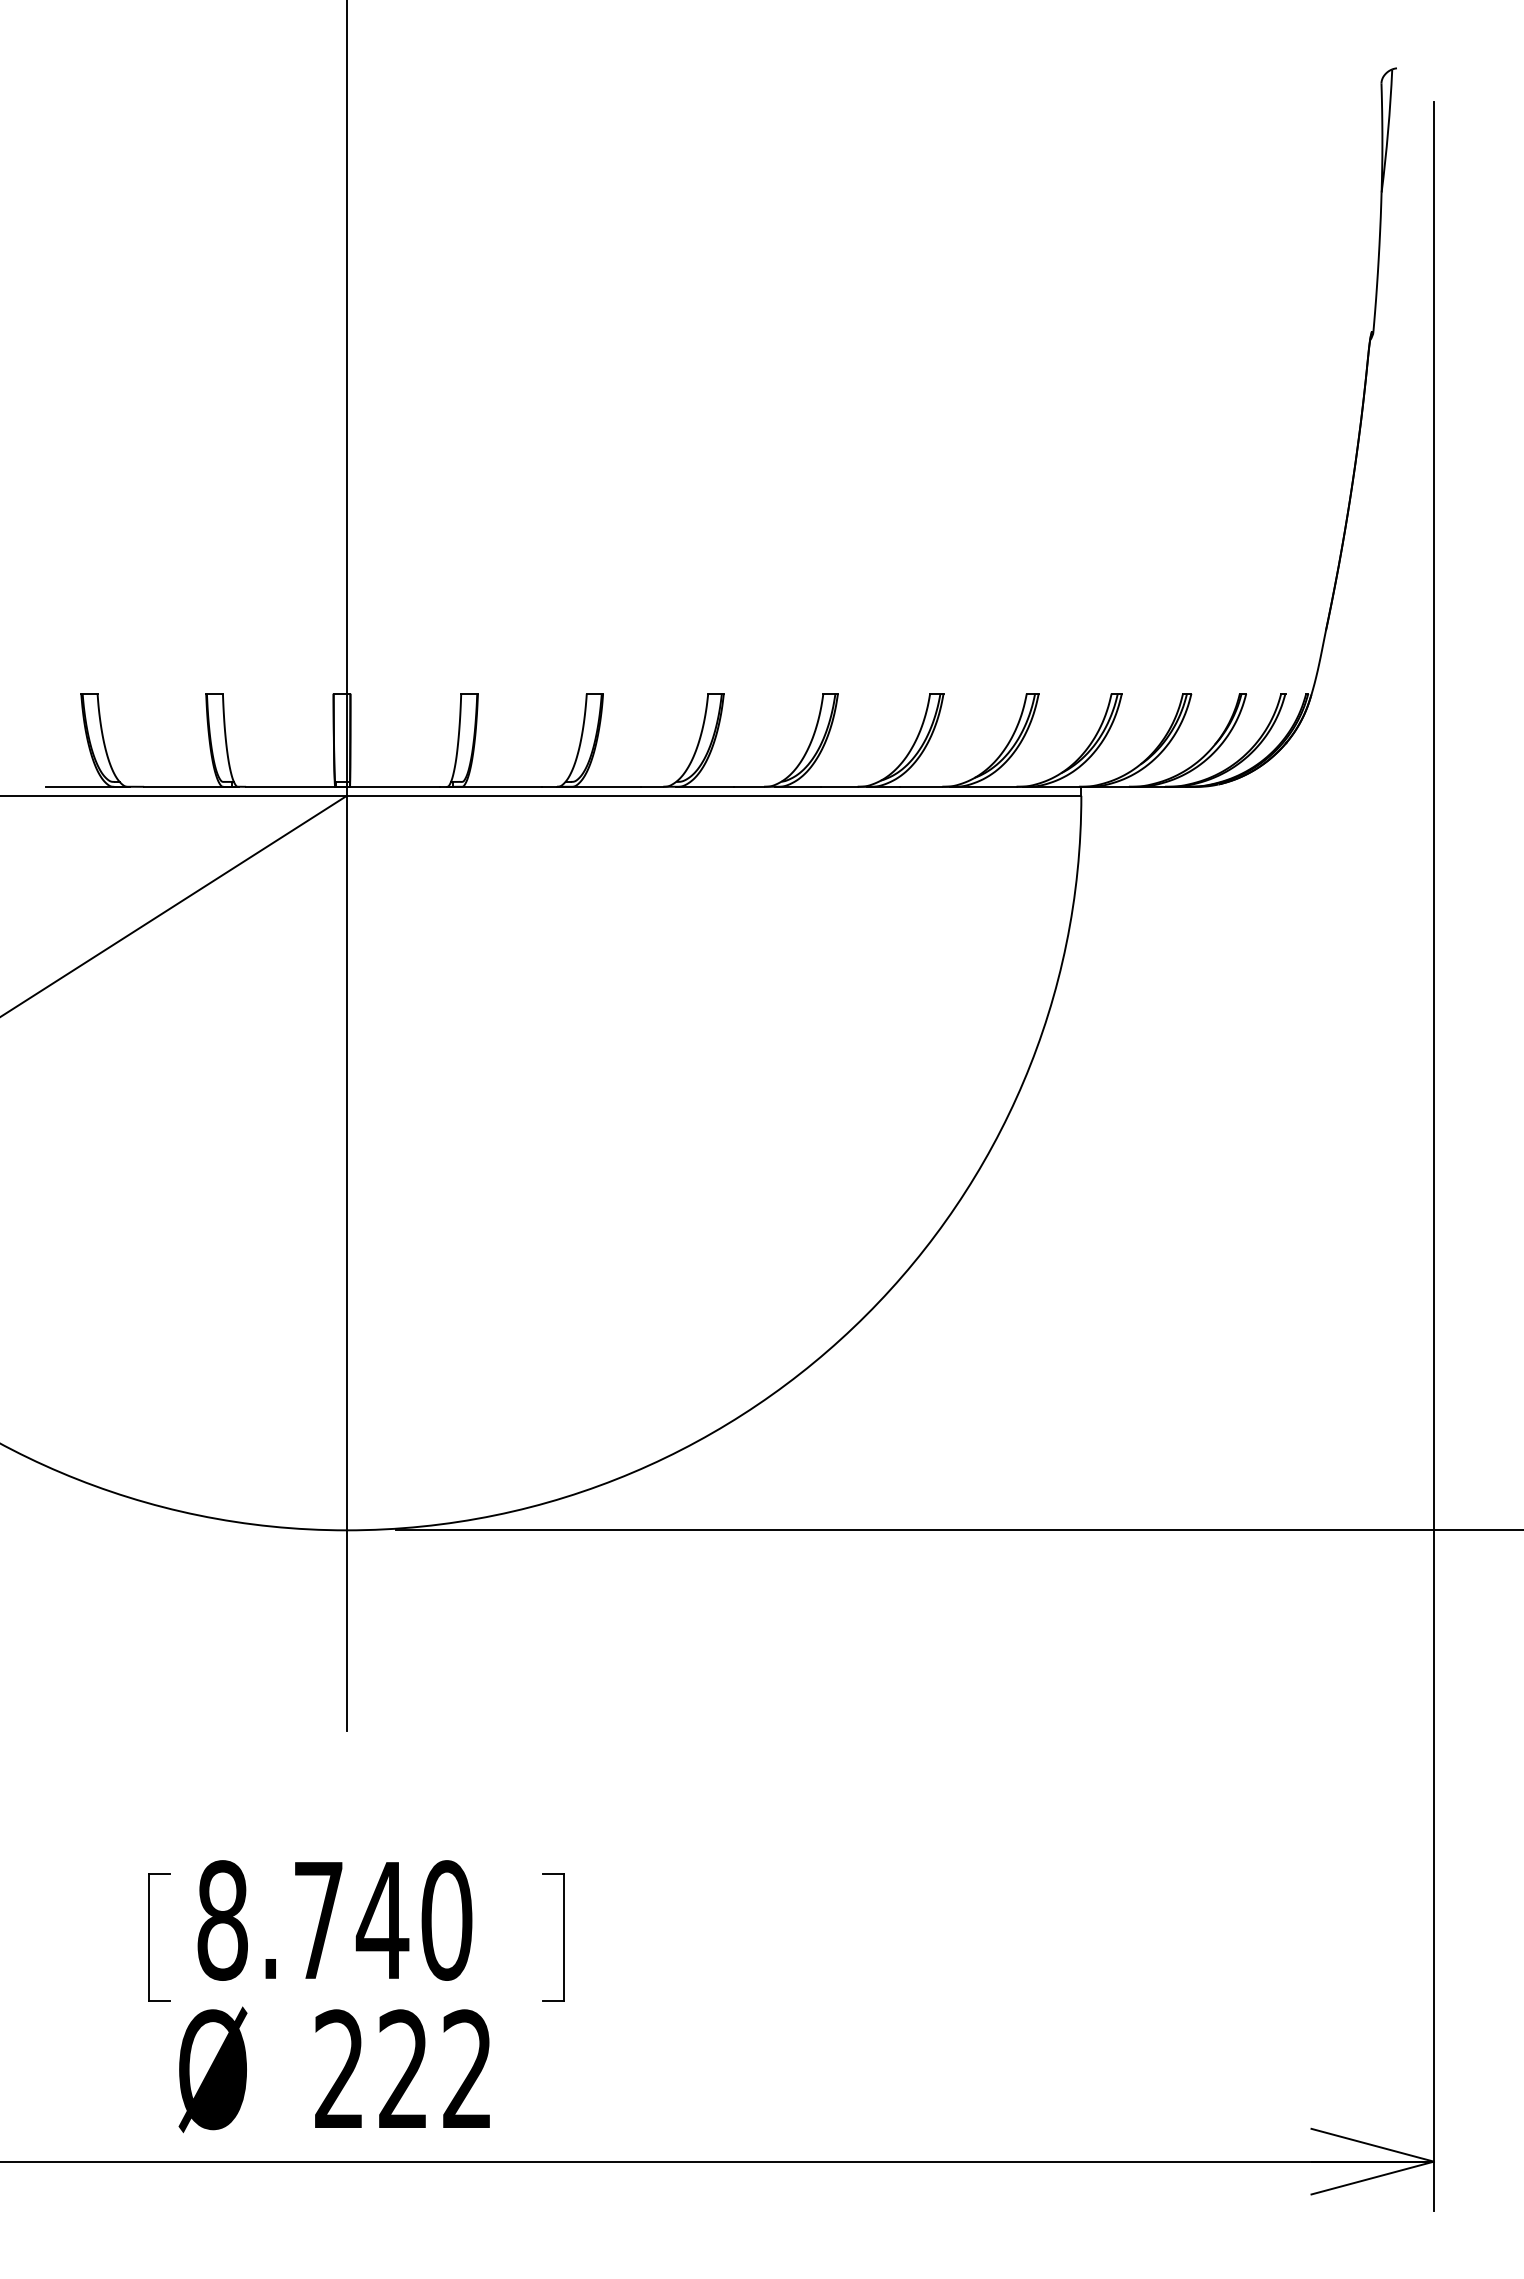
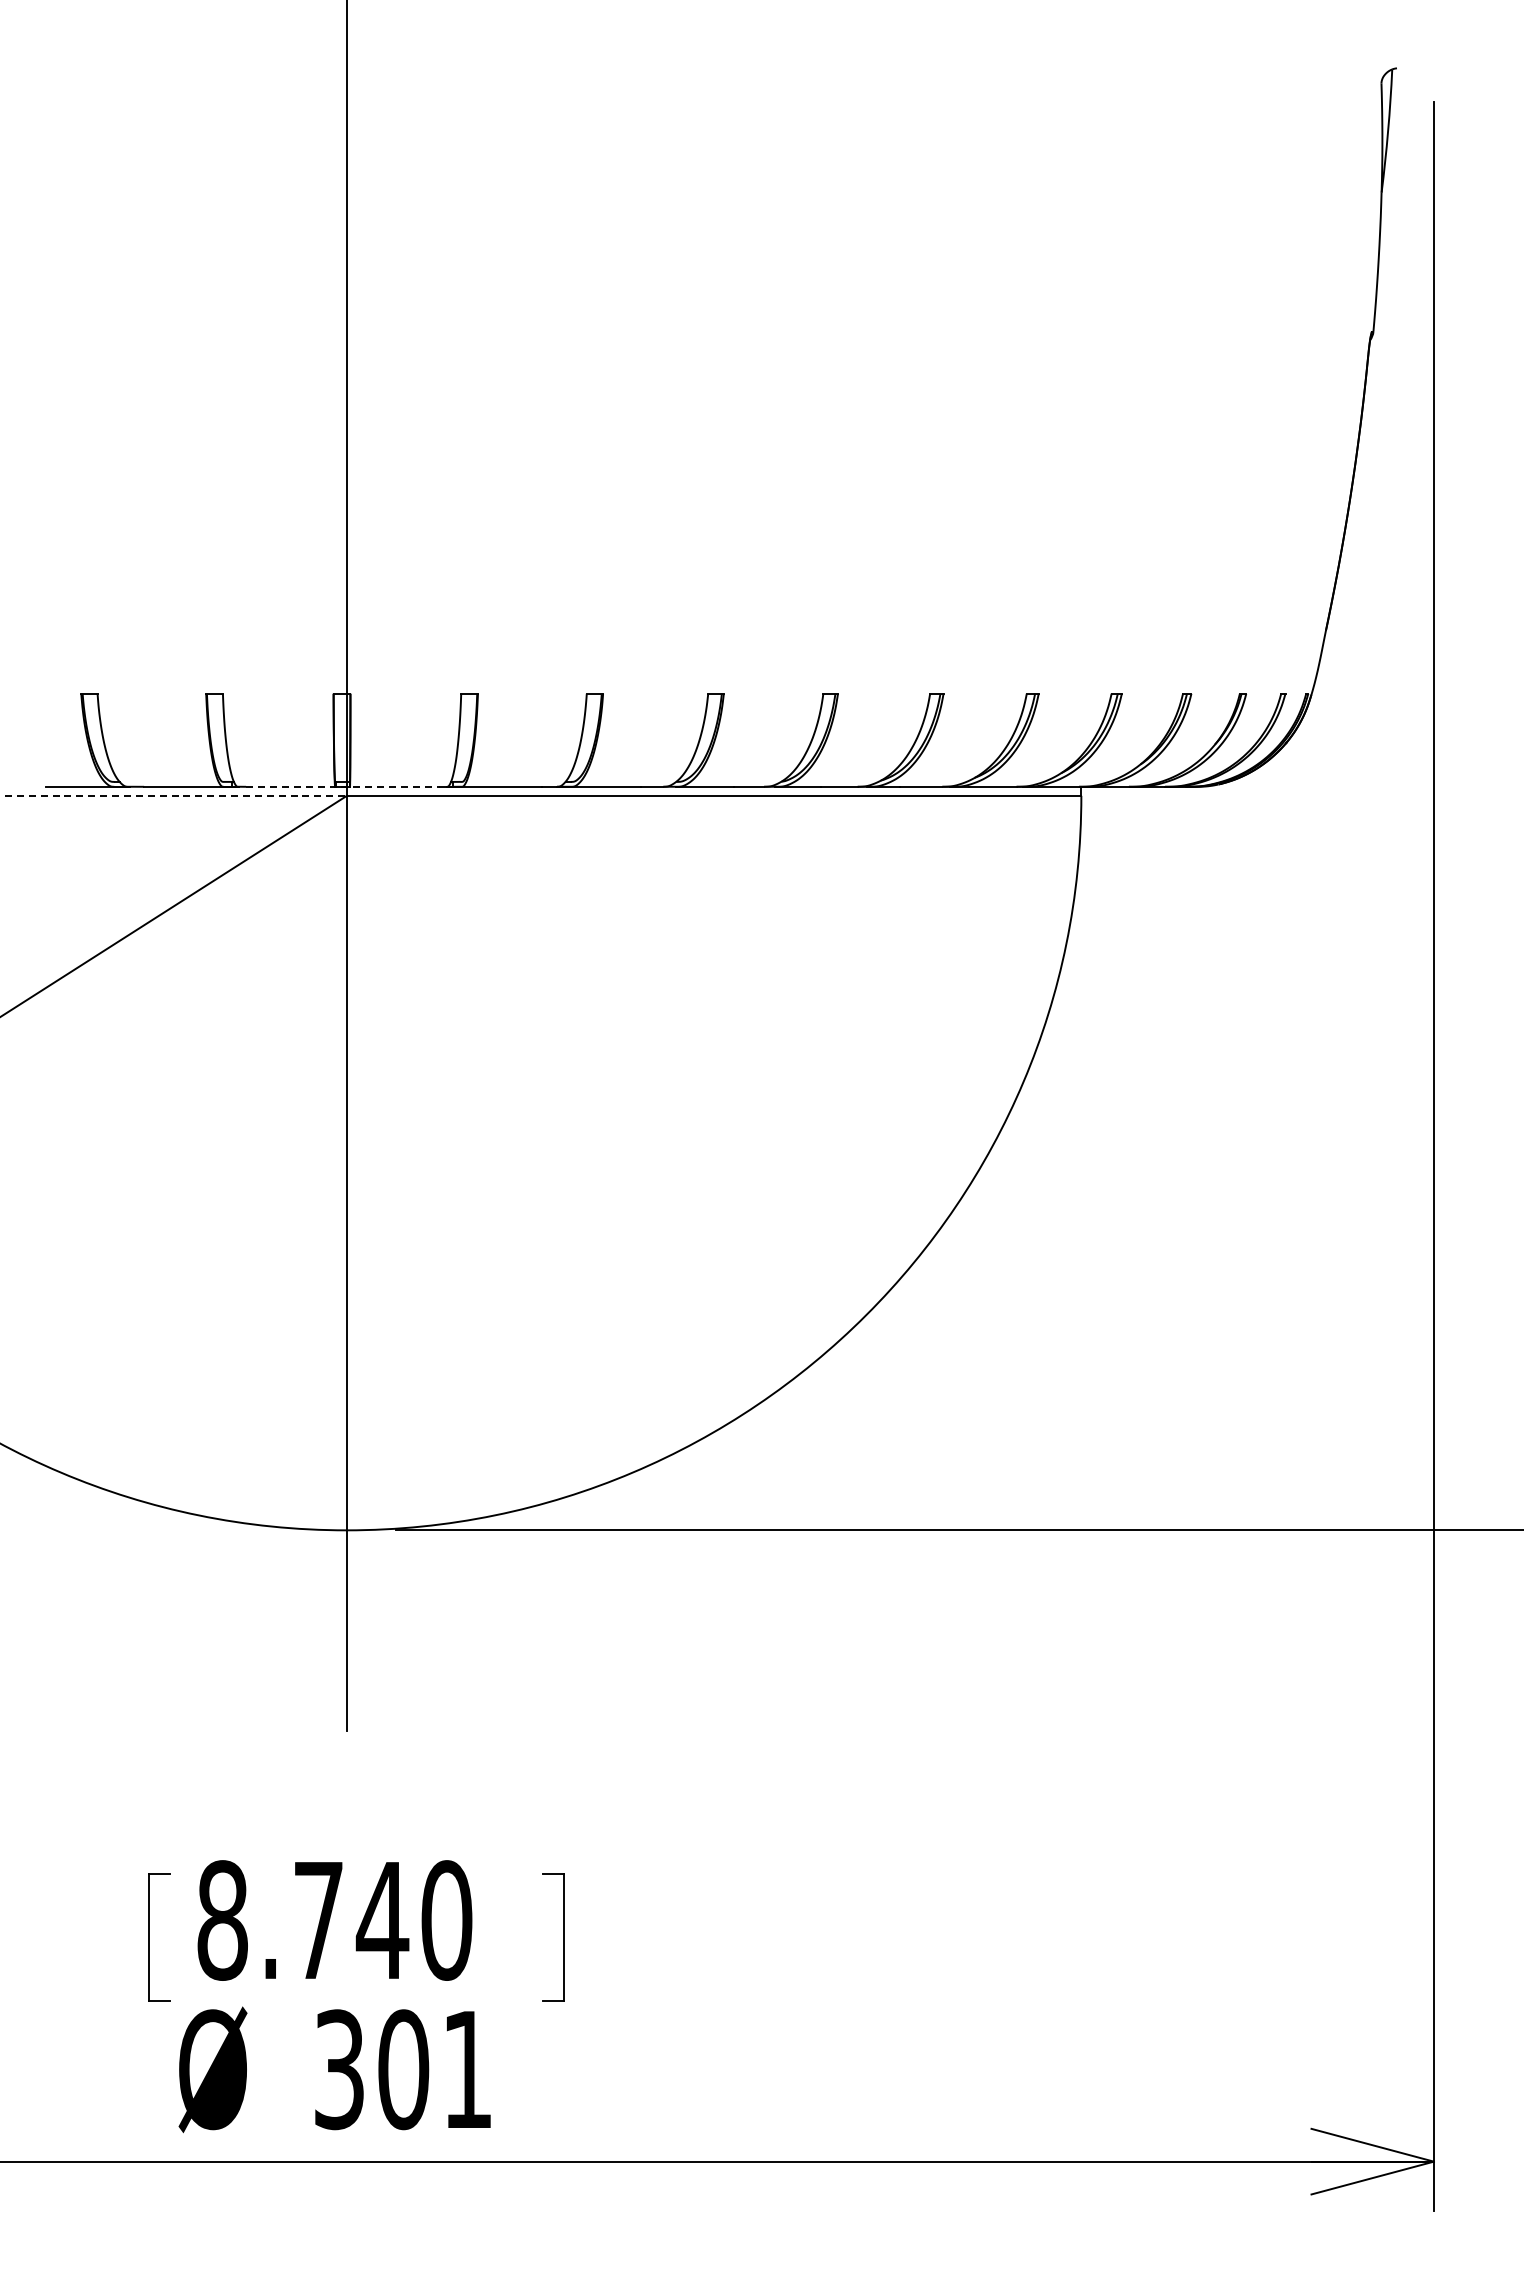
line: solid -> dashed (343, 786)
line: solid -> dashed (174, 795)
text: 222 -> 301 (402, 2069)
